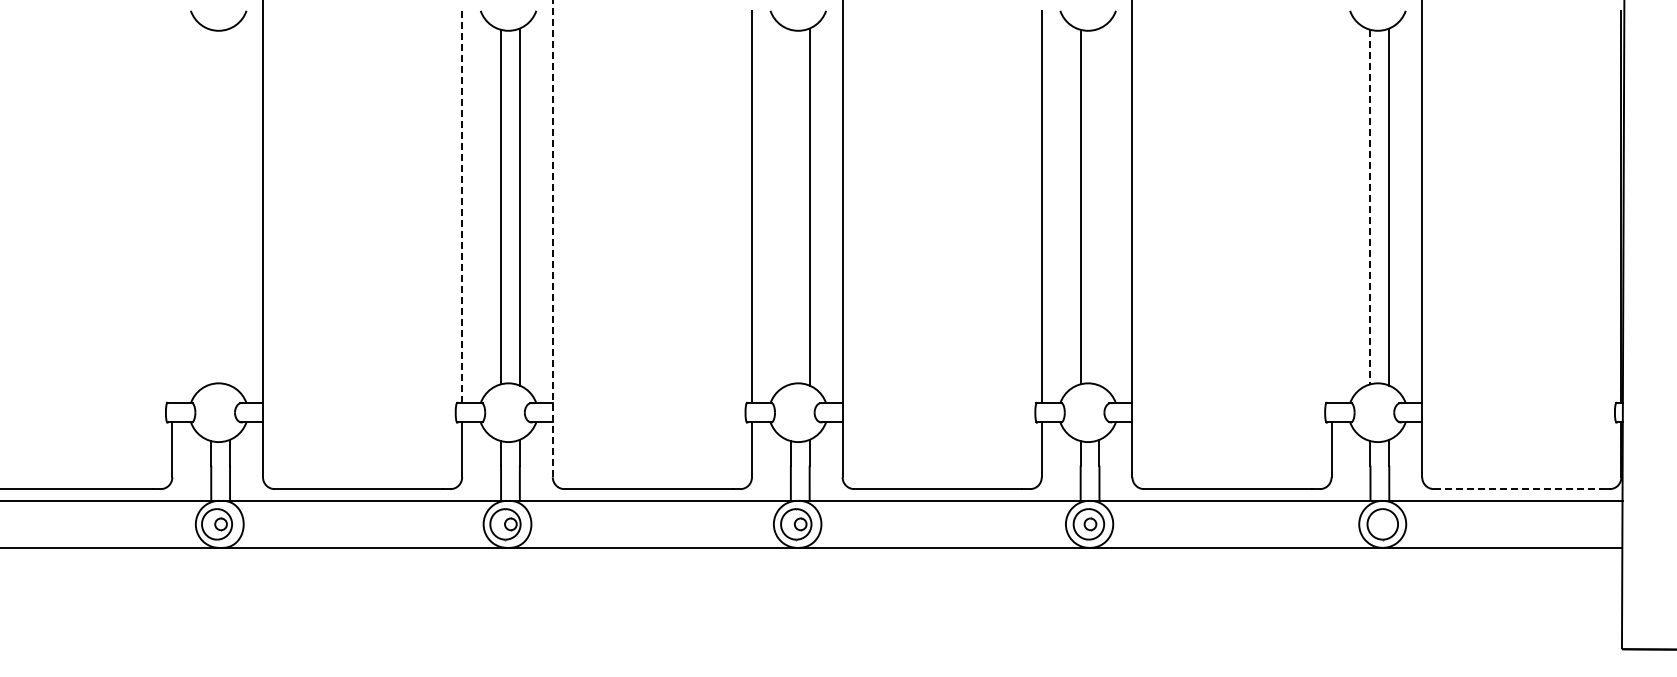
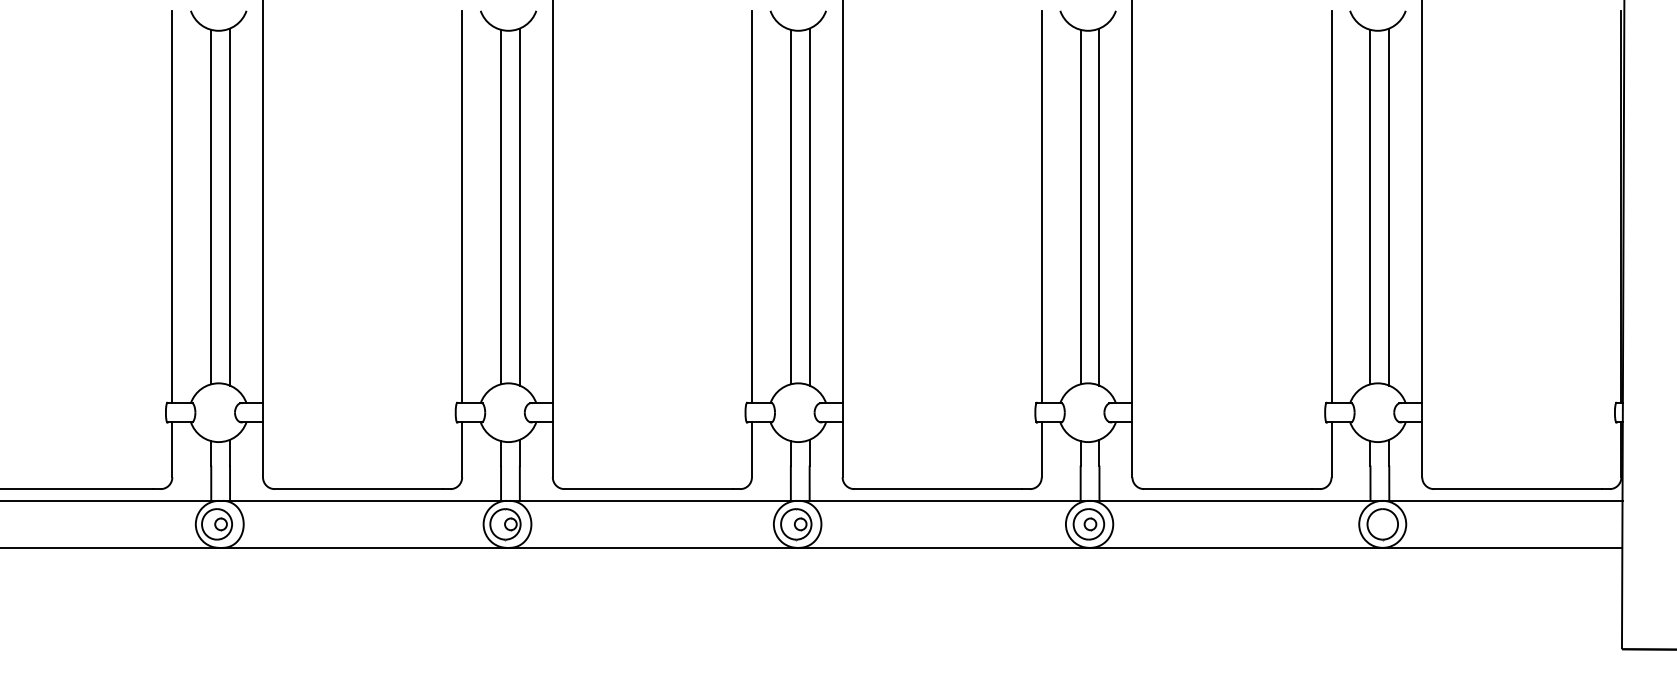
line: none -> present (172, 206)
line: none -> present (211, 206)
line: none -> present (230, 206)
line: dashed -> solid (462, 206)
line: none -> present (790, 206)
line: none -> present (1099, 206)
line: none -> present (1331, 206)
line: dashed -> solid (1370, 207)
line: dashed -> solid (552, 238)
line: dashed -> solid (1518, 489)
